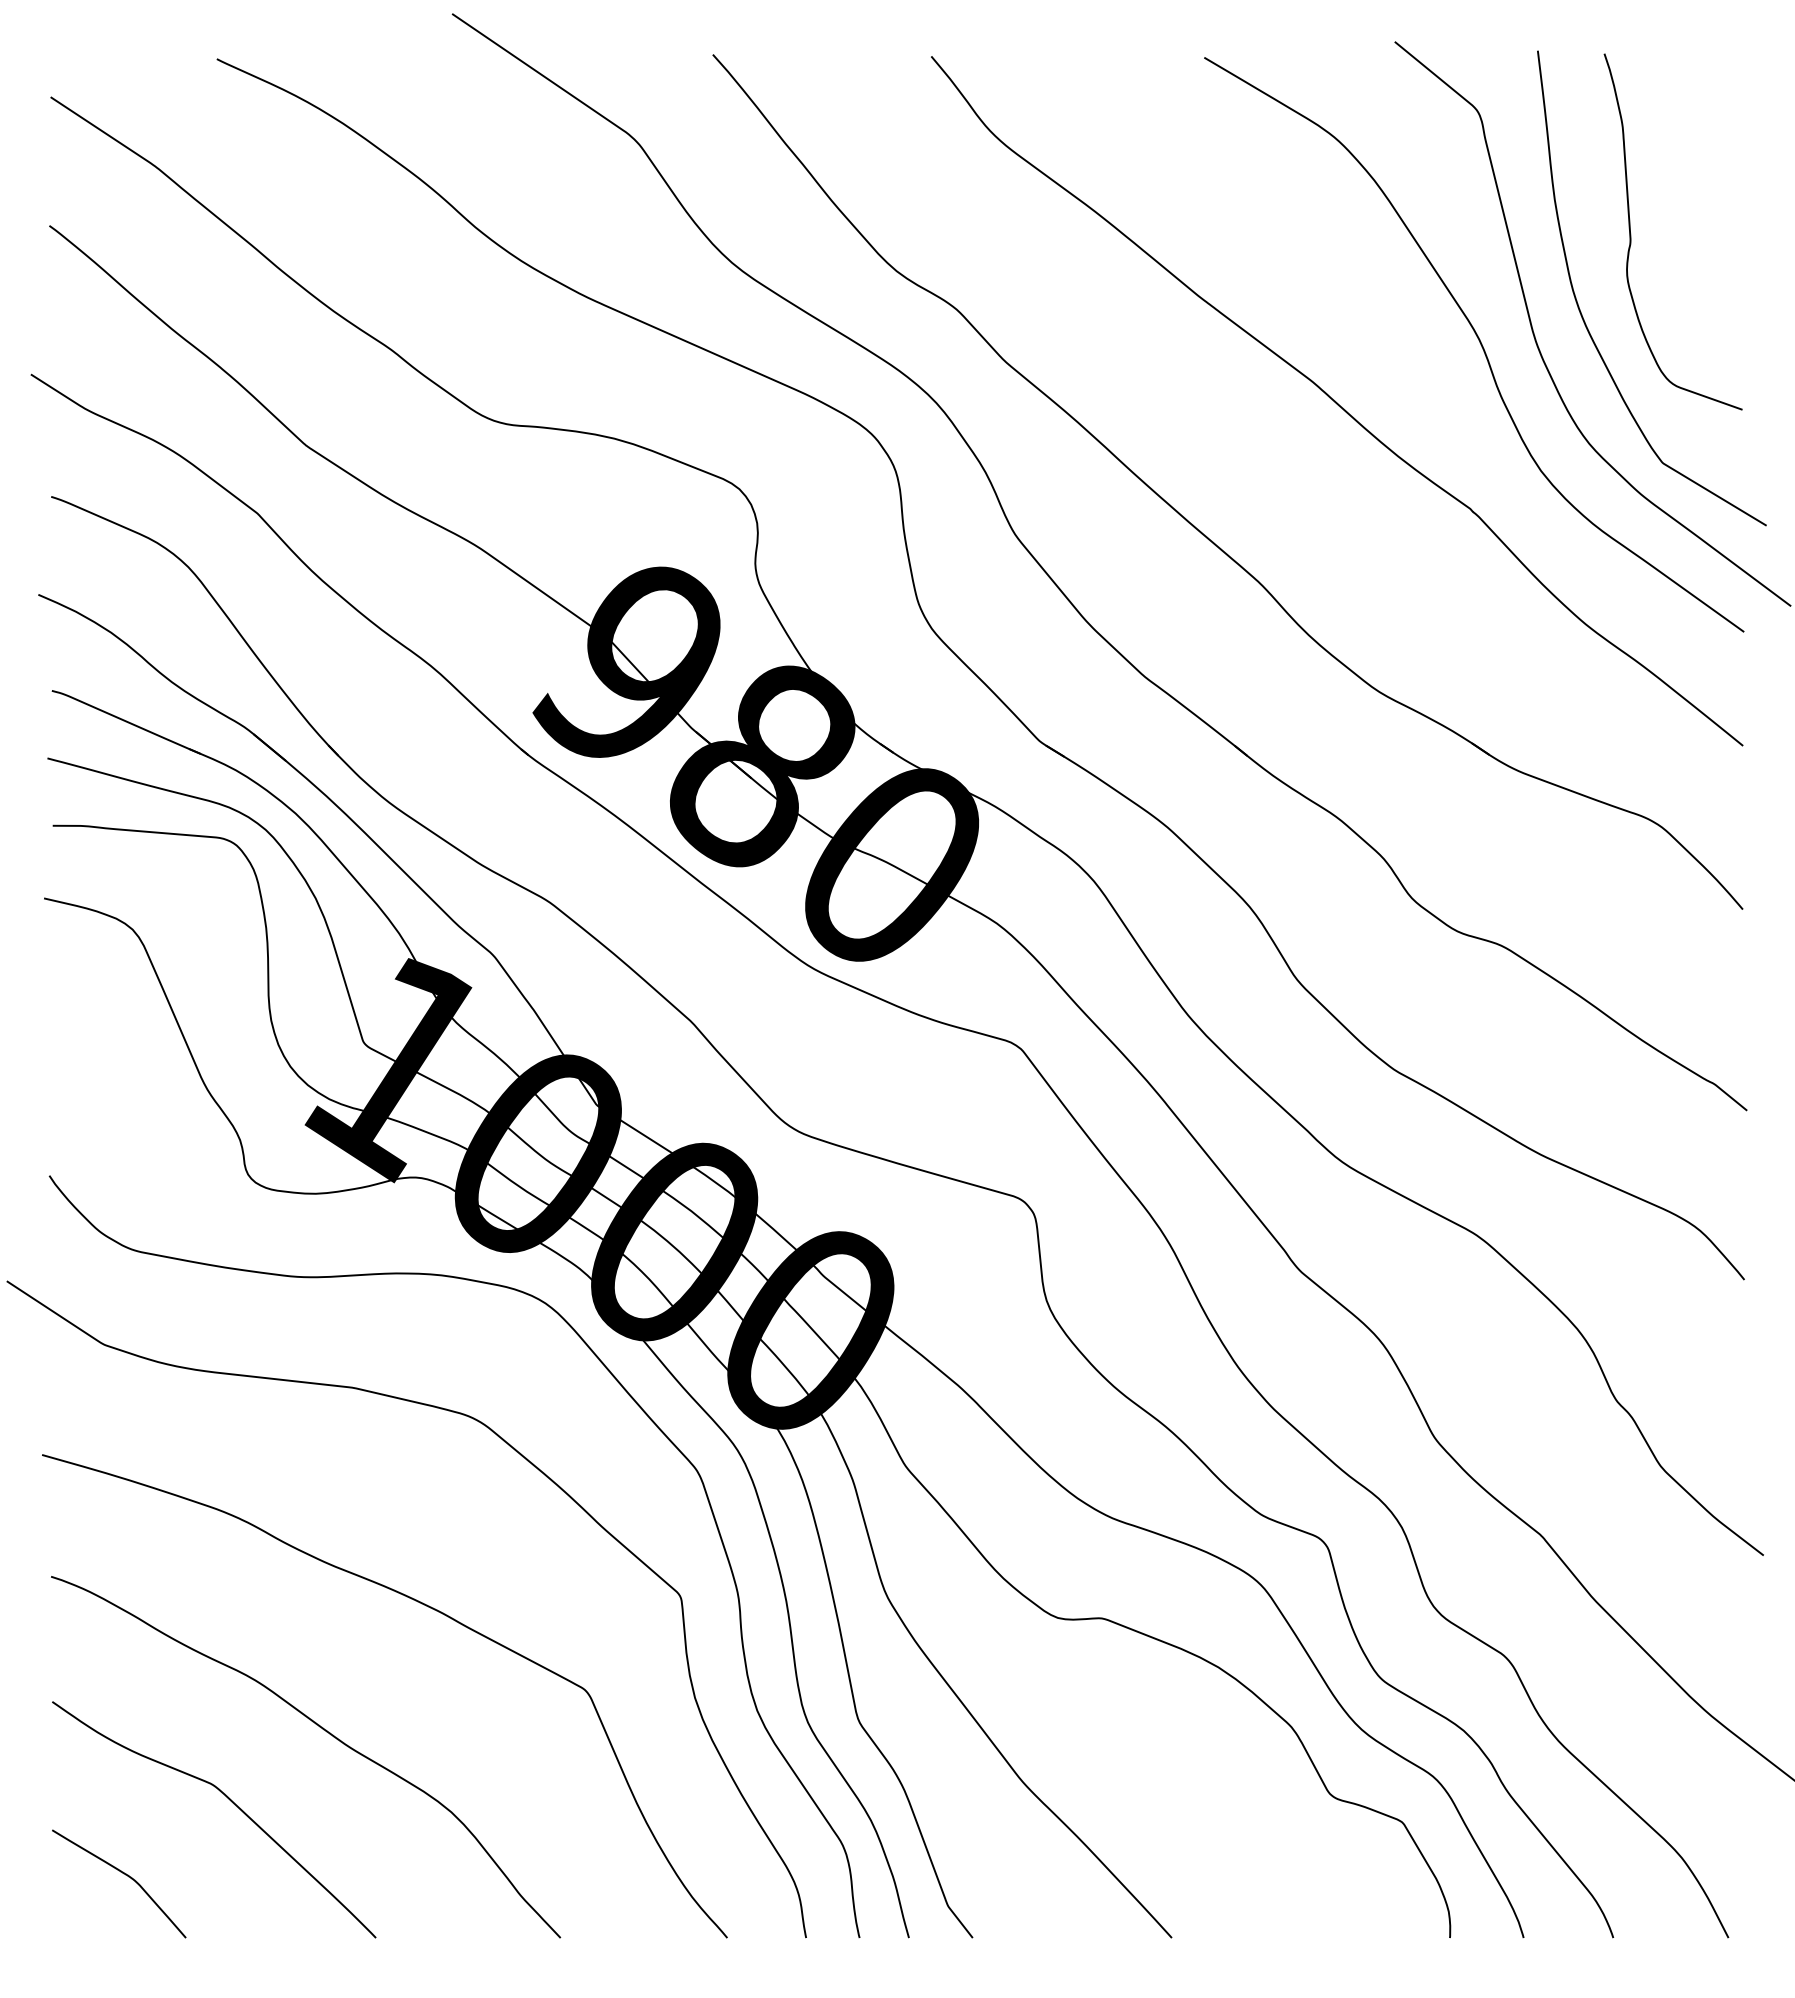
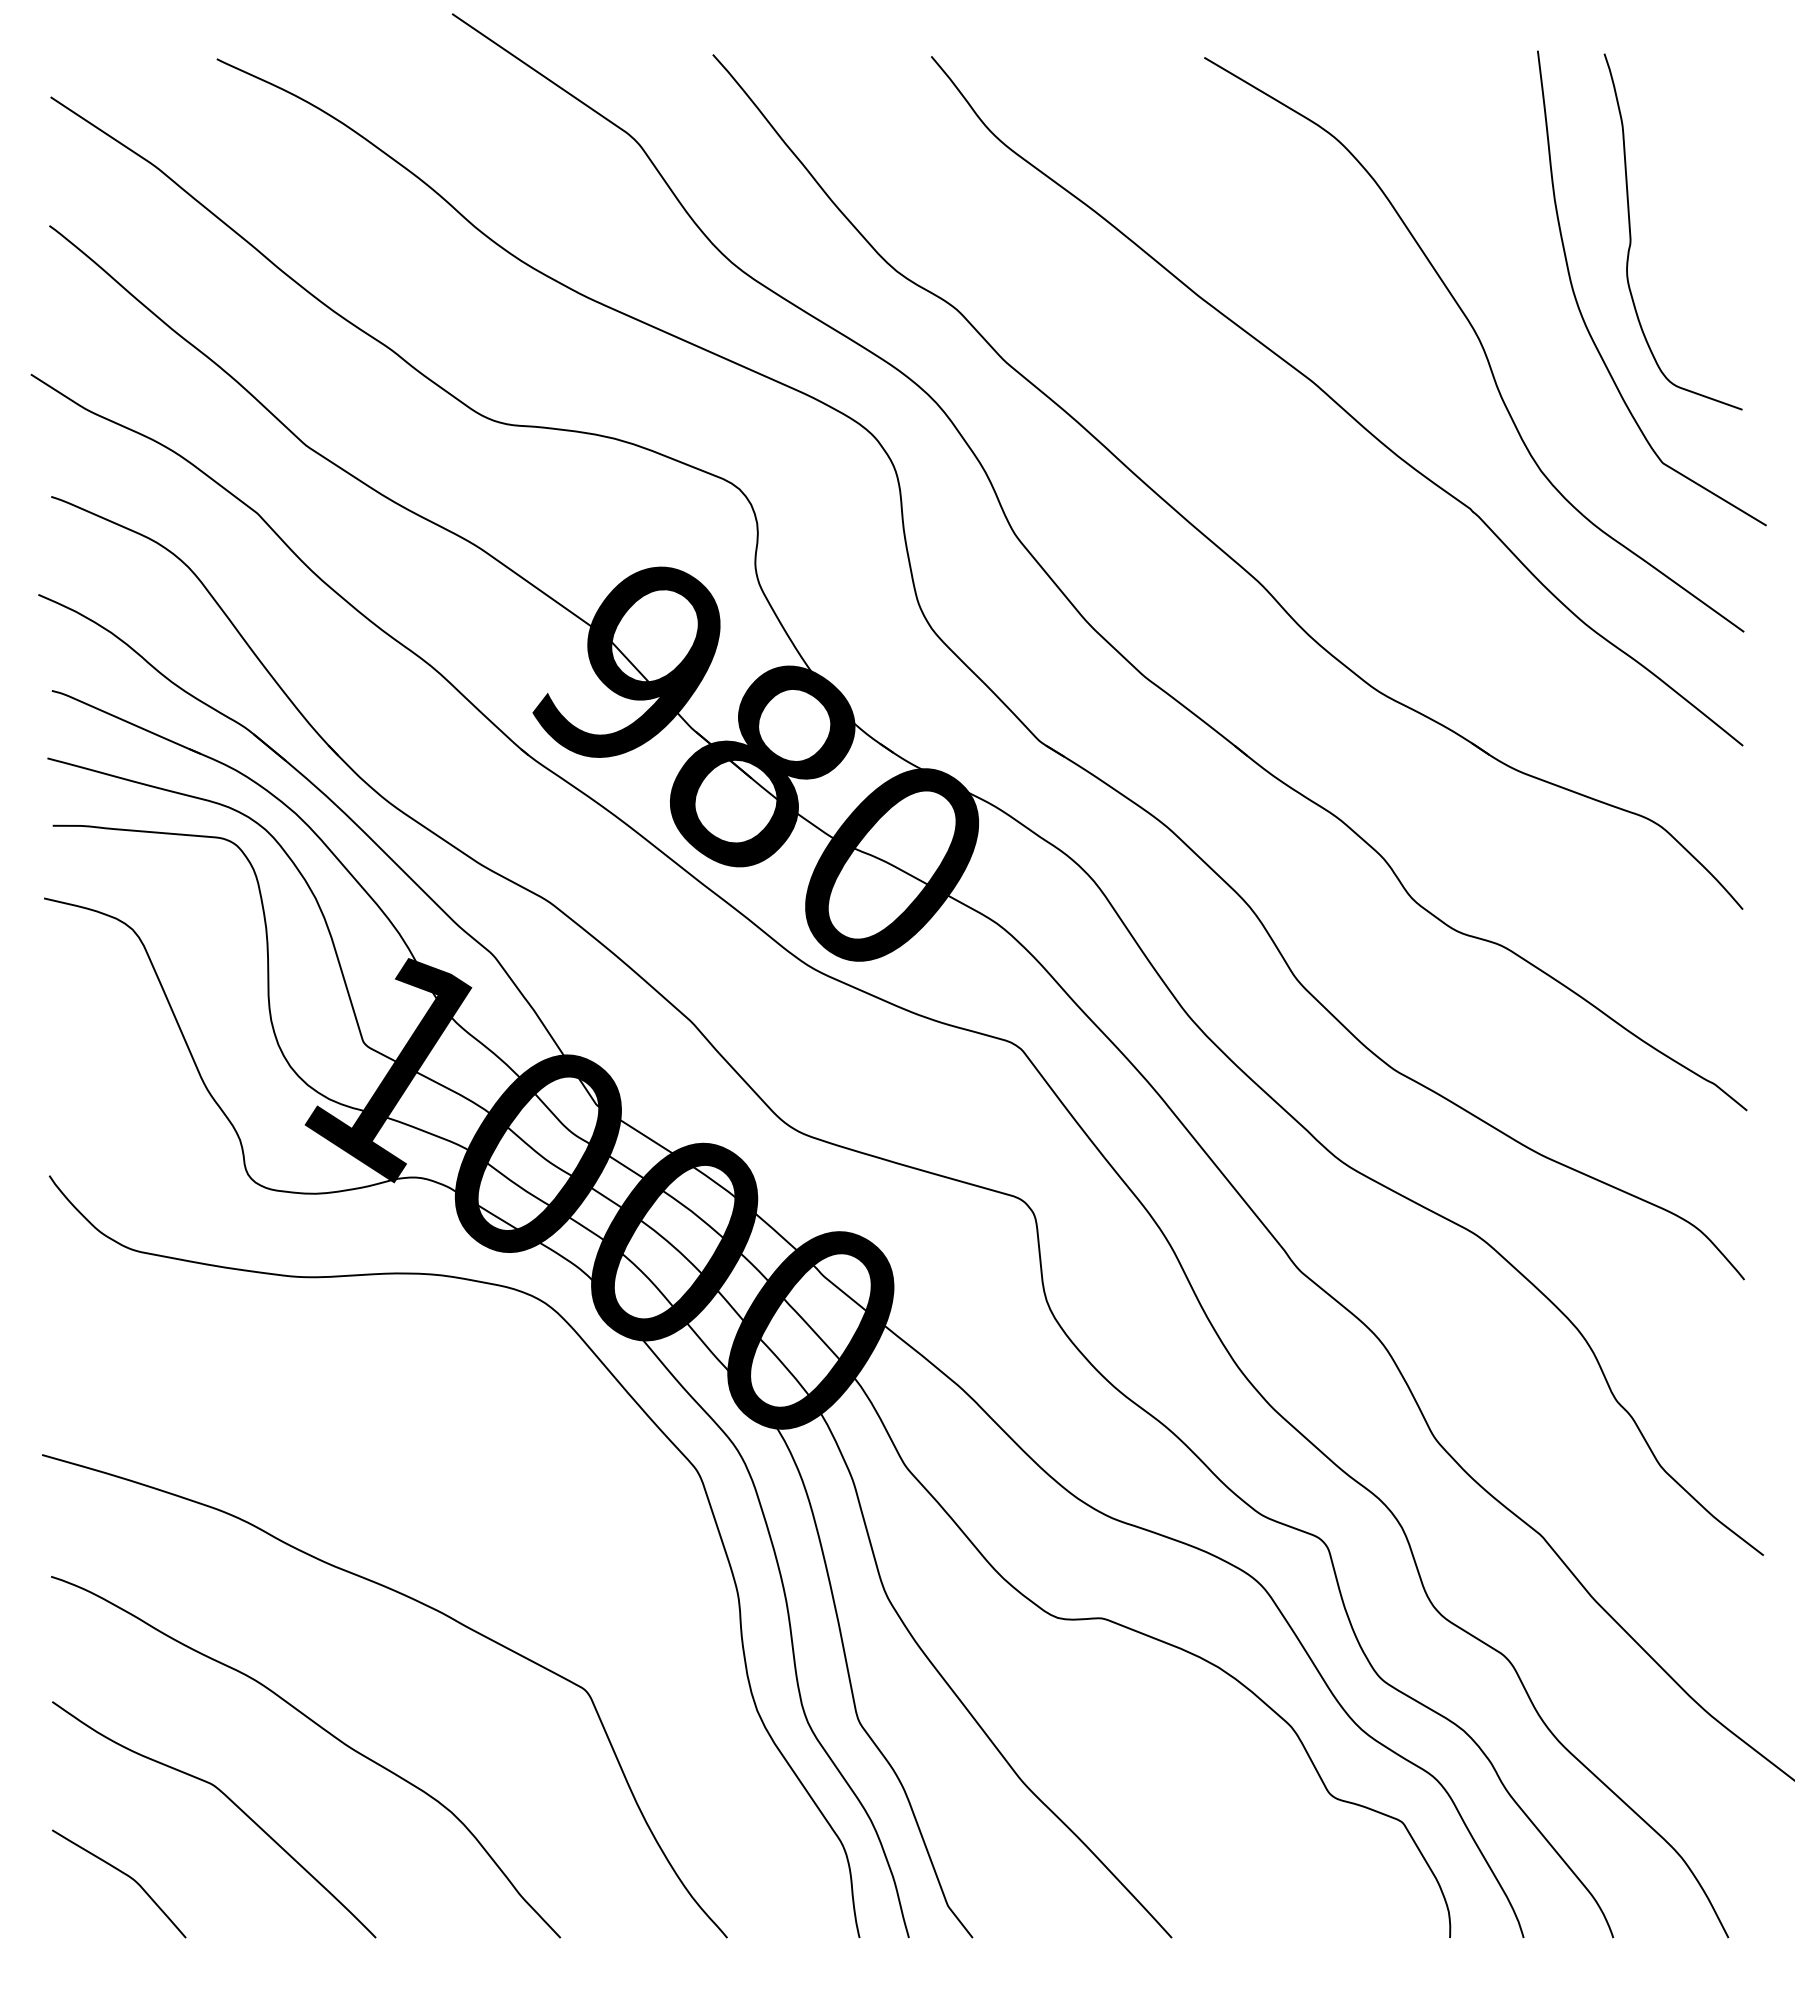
curve: present -> none (1539, 347)
curve: present -> none (528, 1462)
